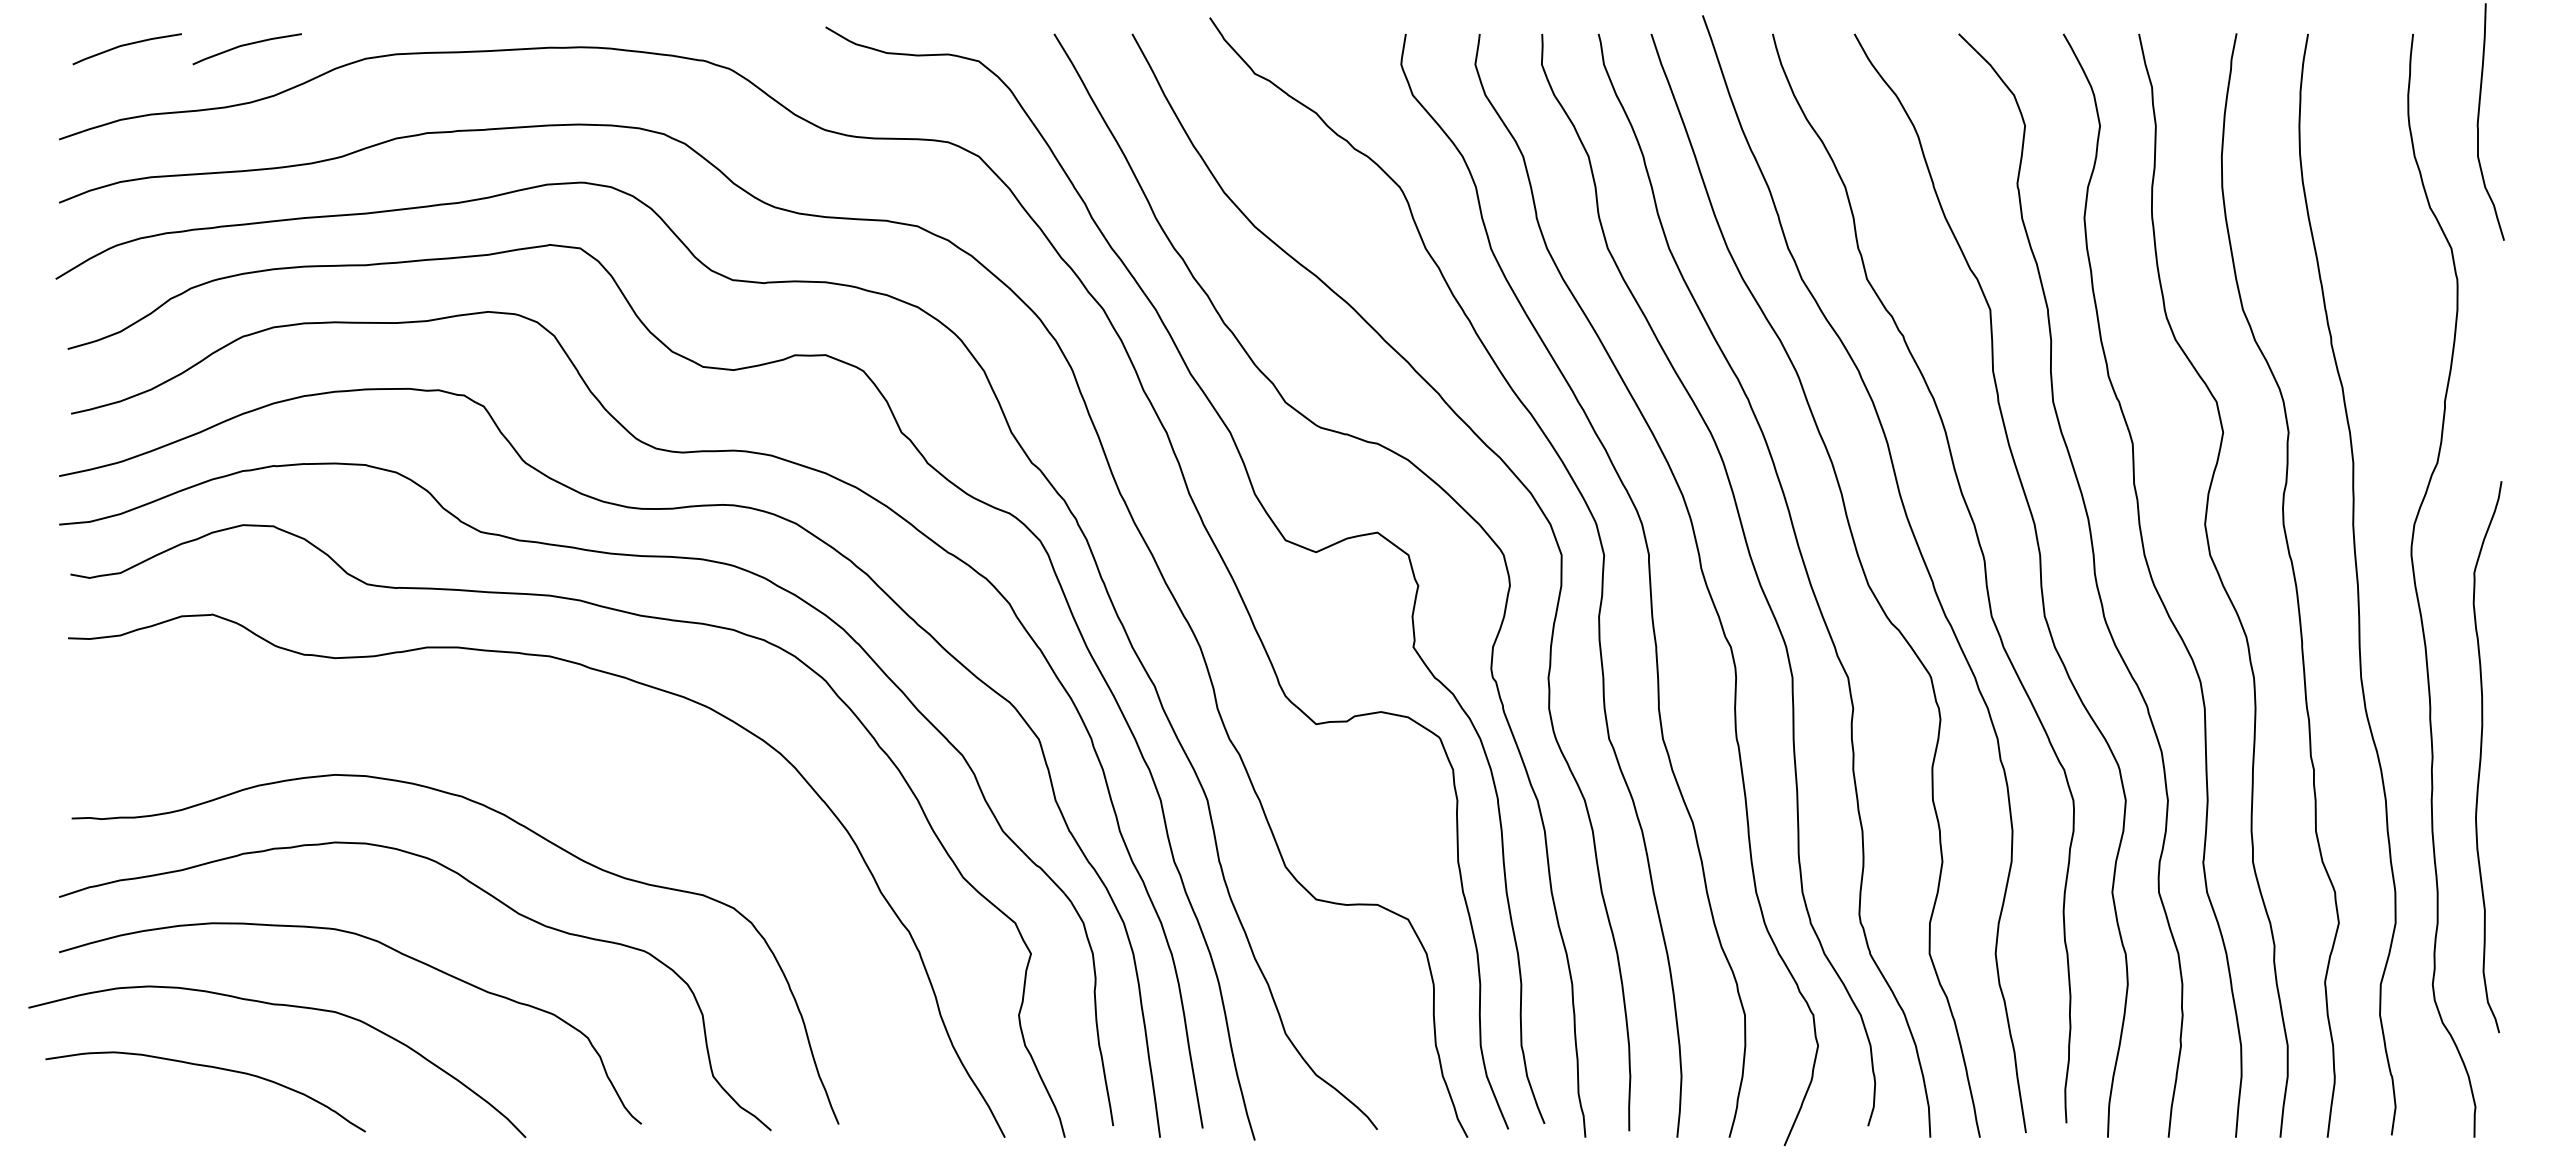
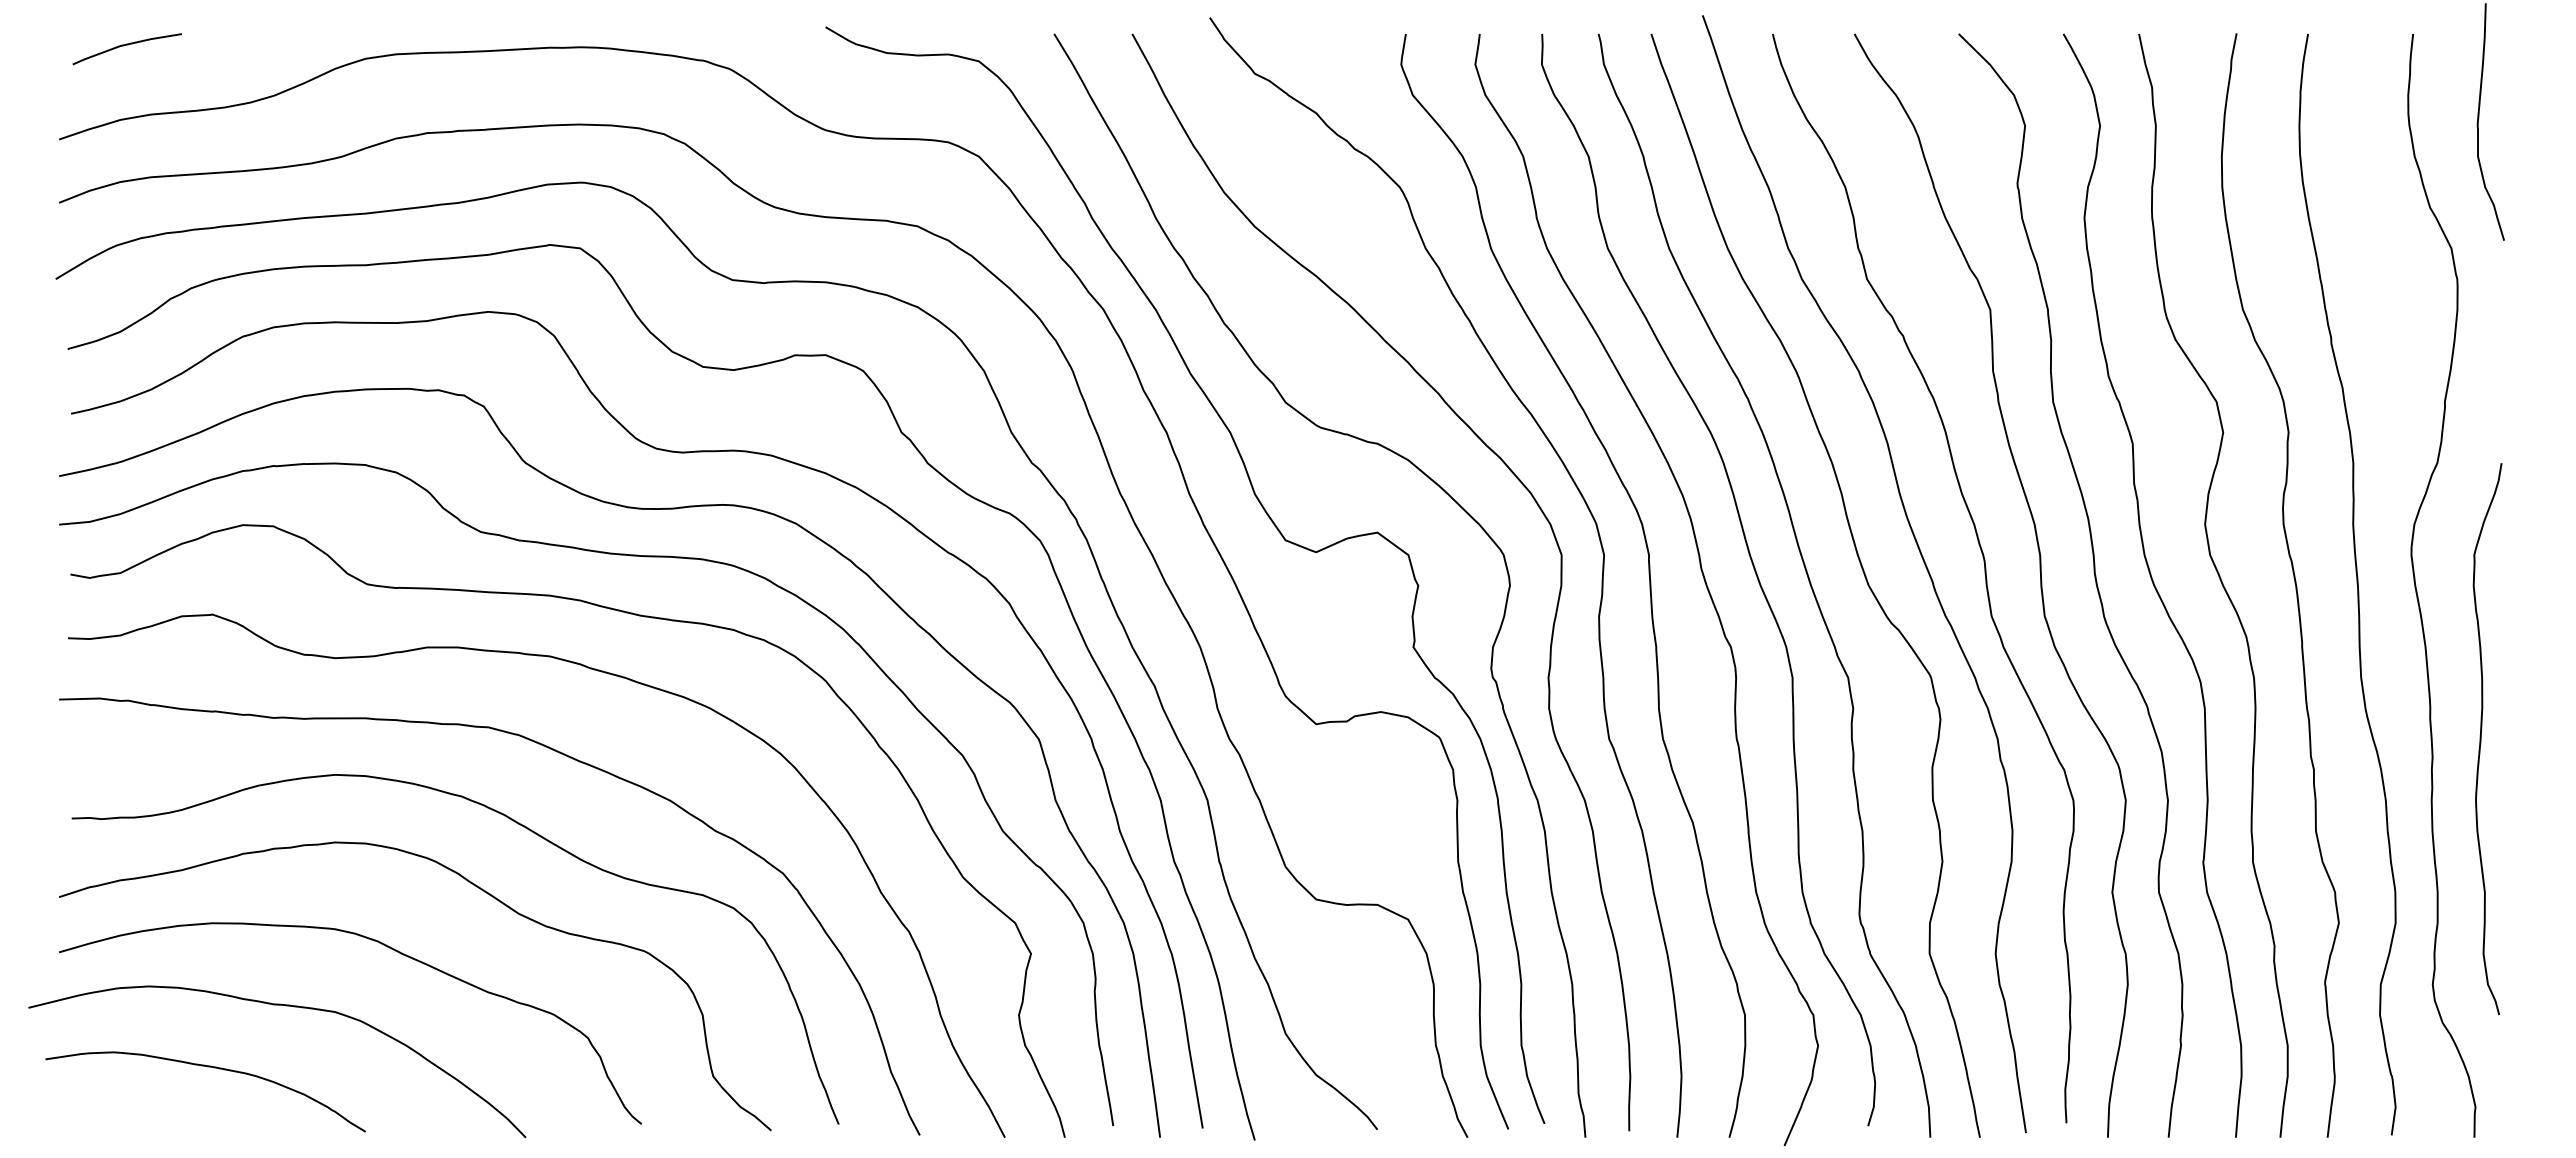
line: present -> none (246, 45)
curve: none -> present (563, 755)
curve position: (2481, 757) -> (2481, 739) (2481, 739)
